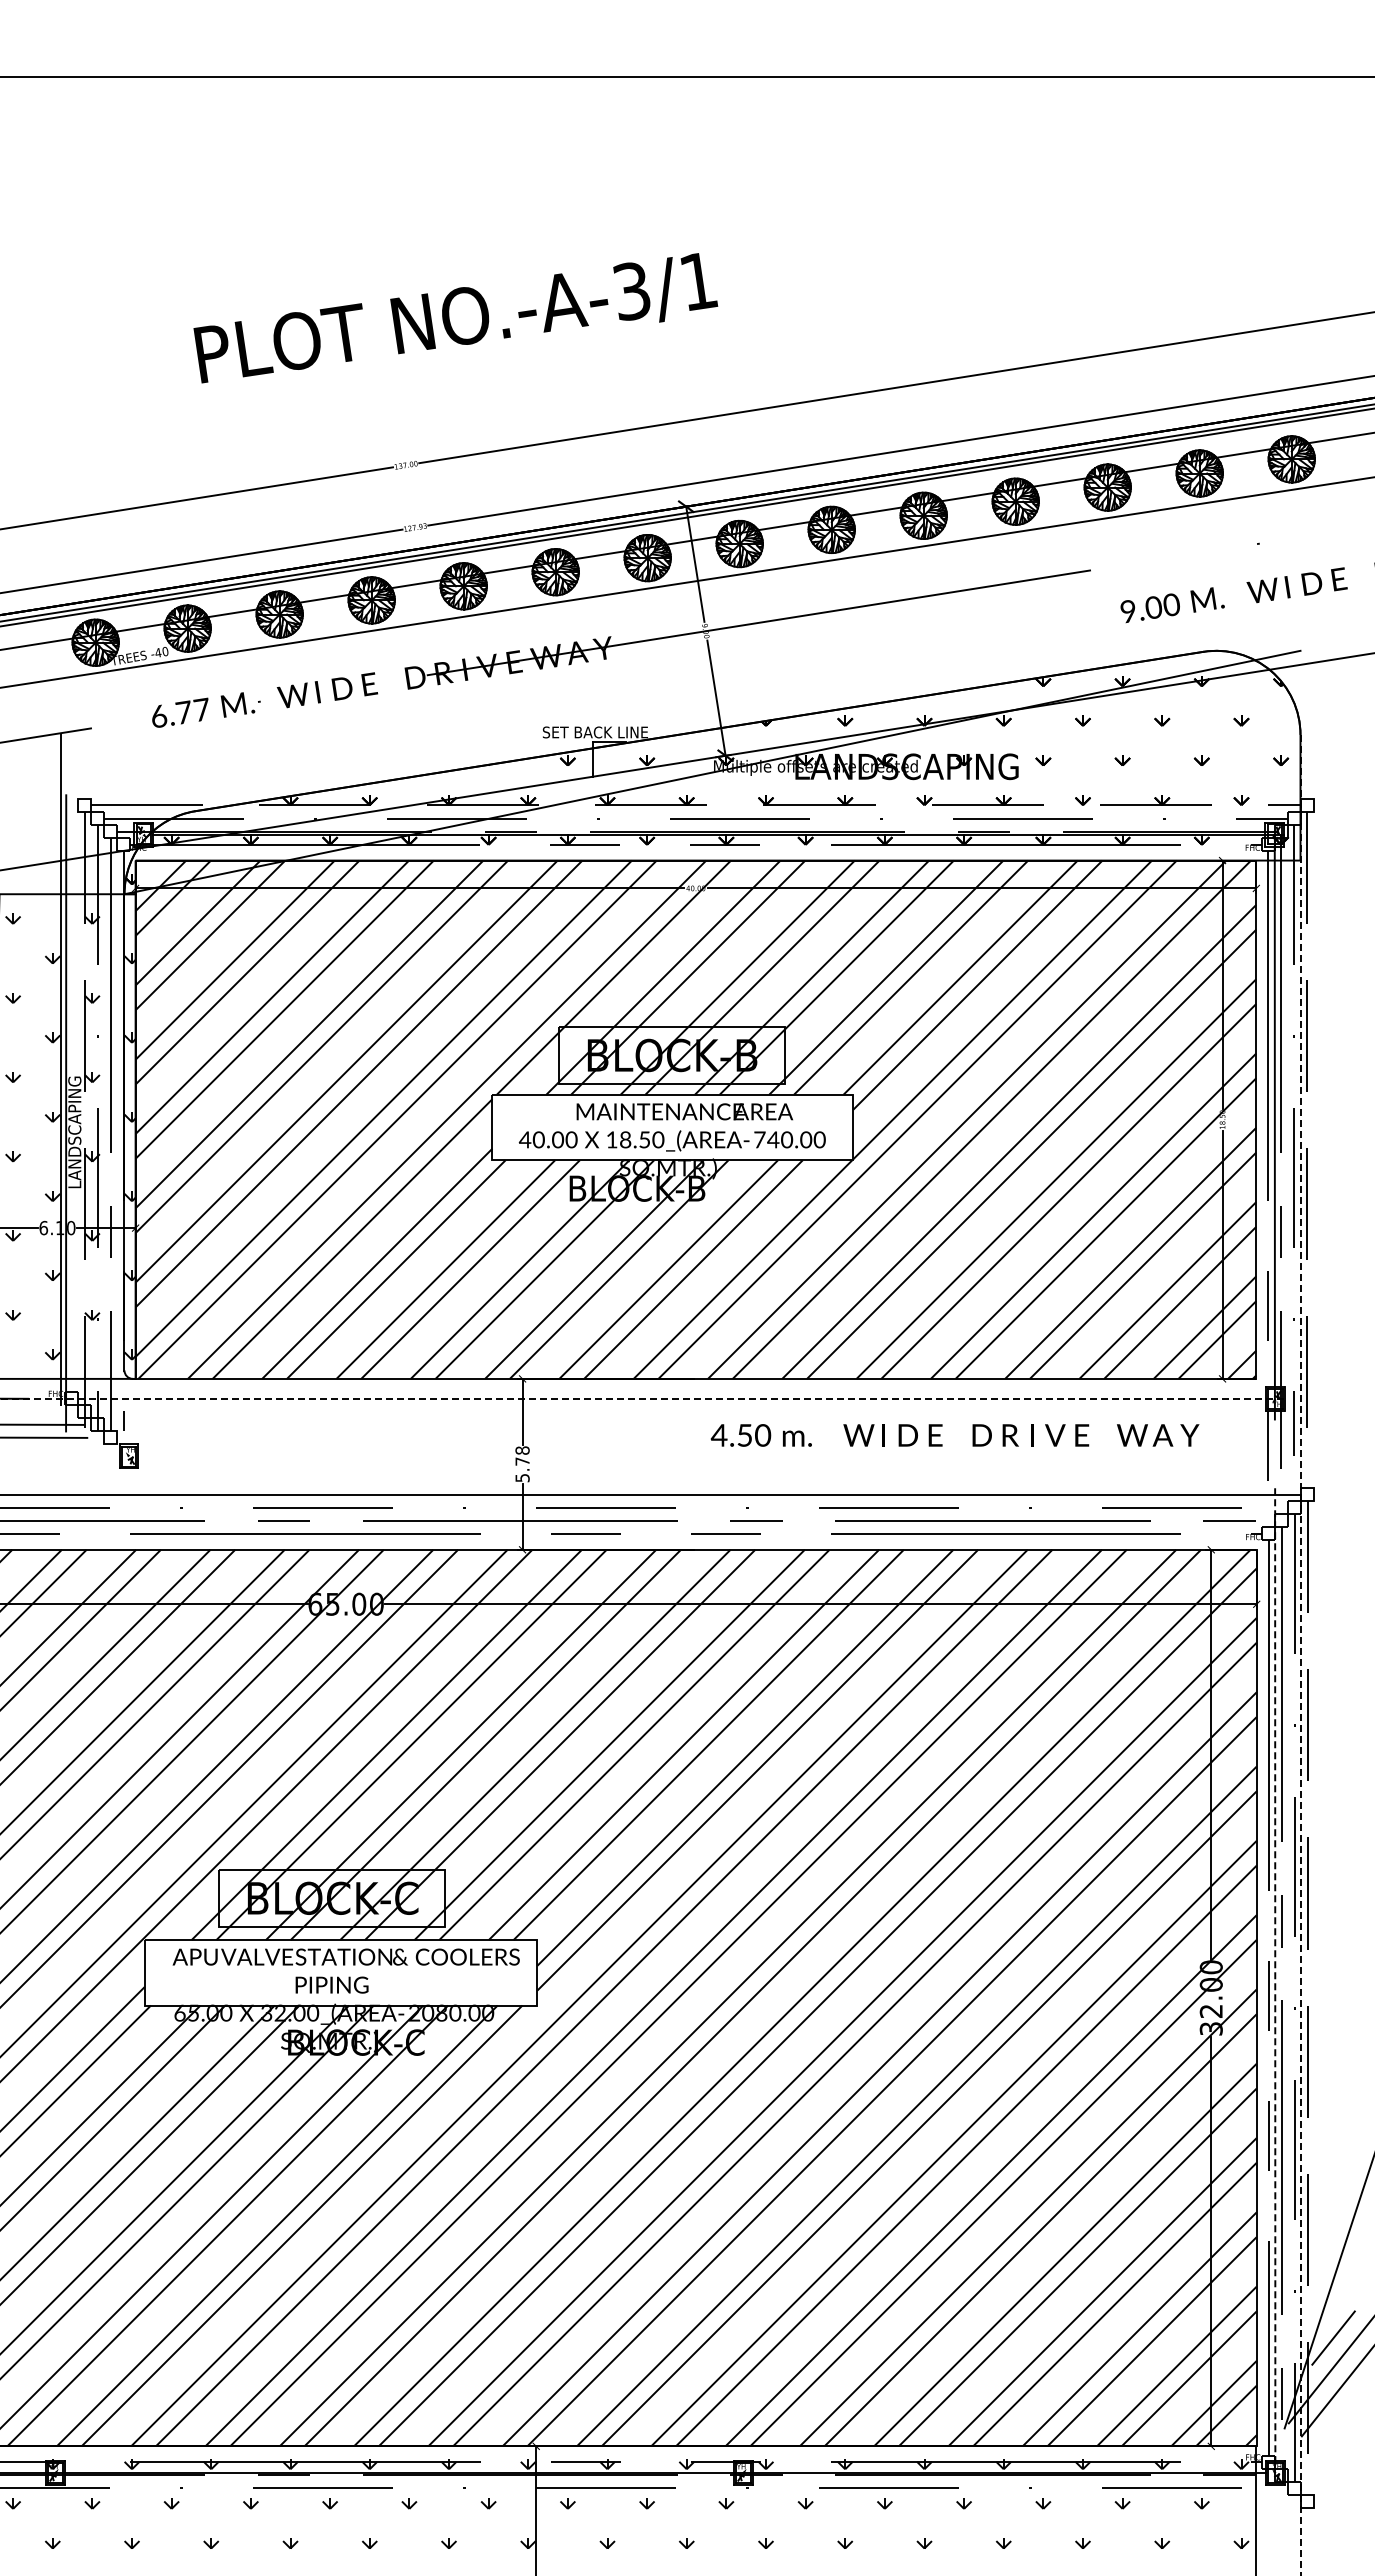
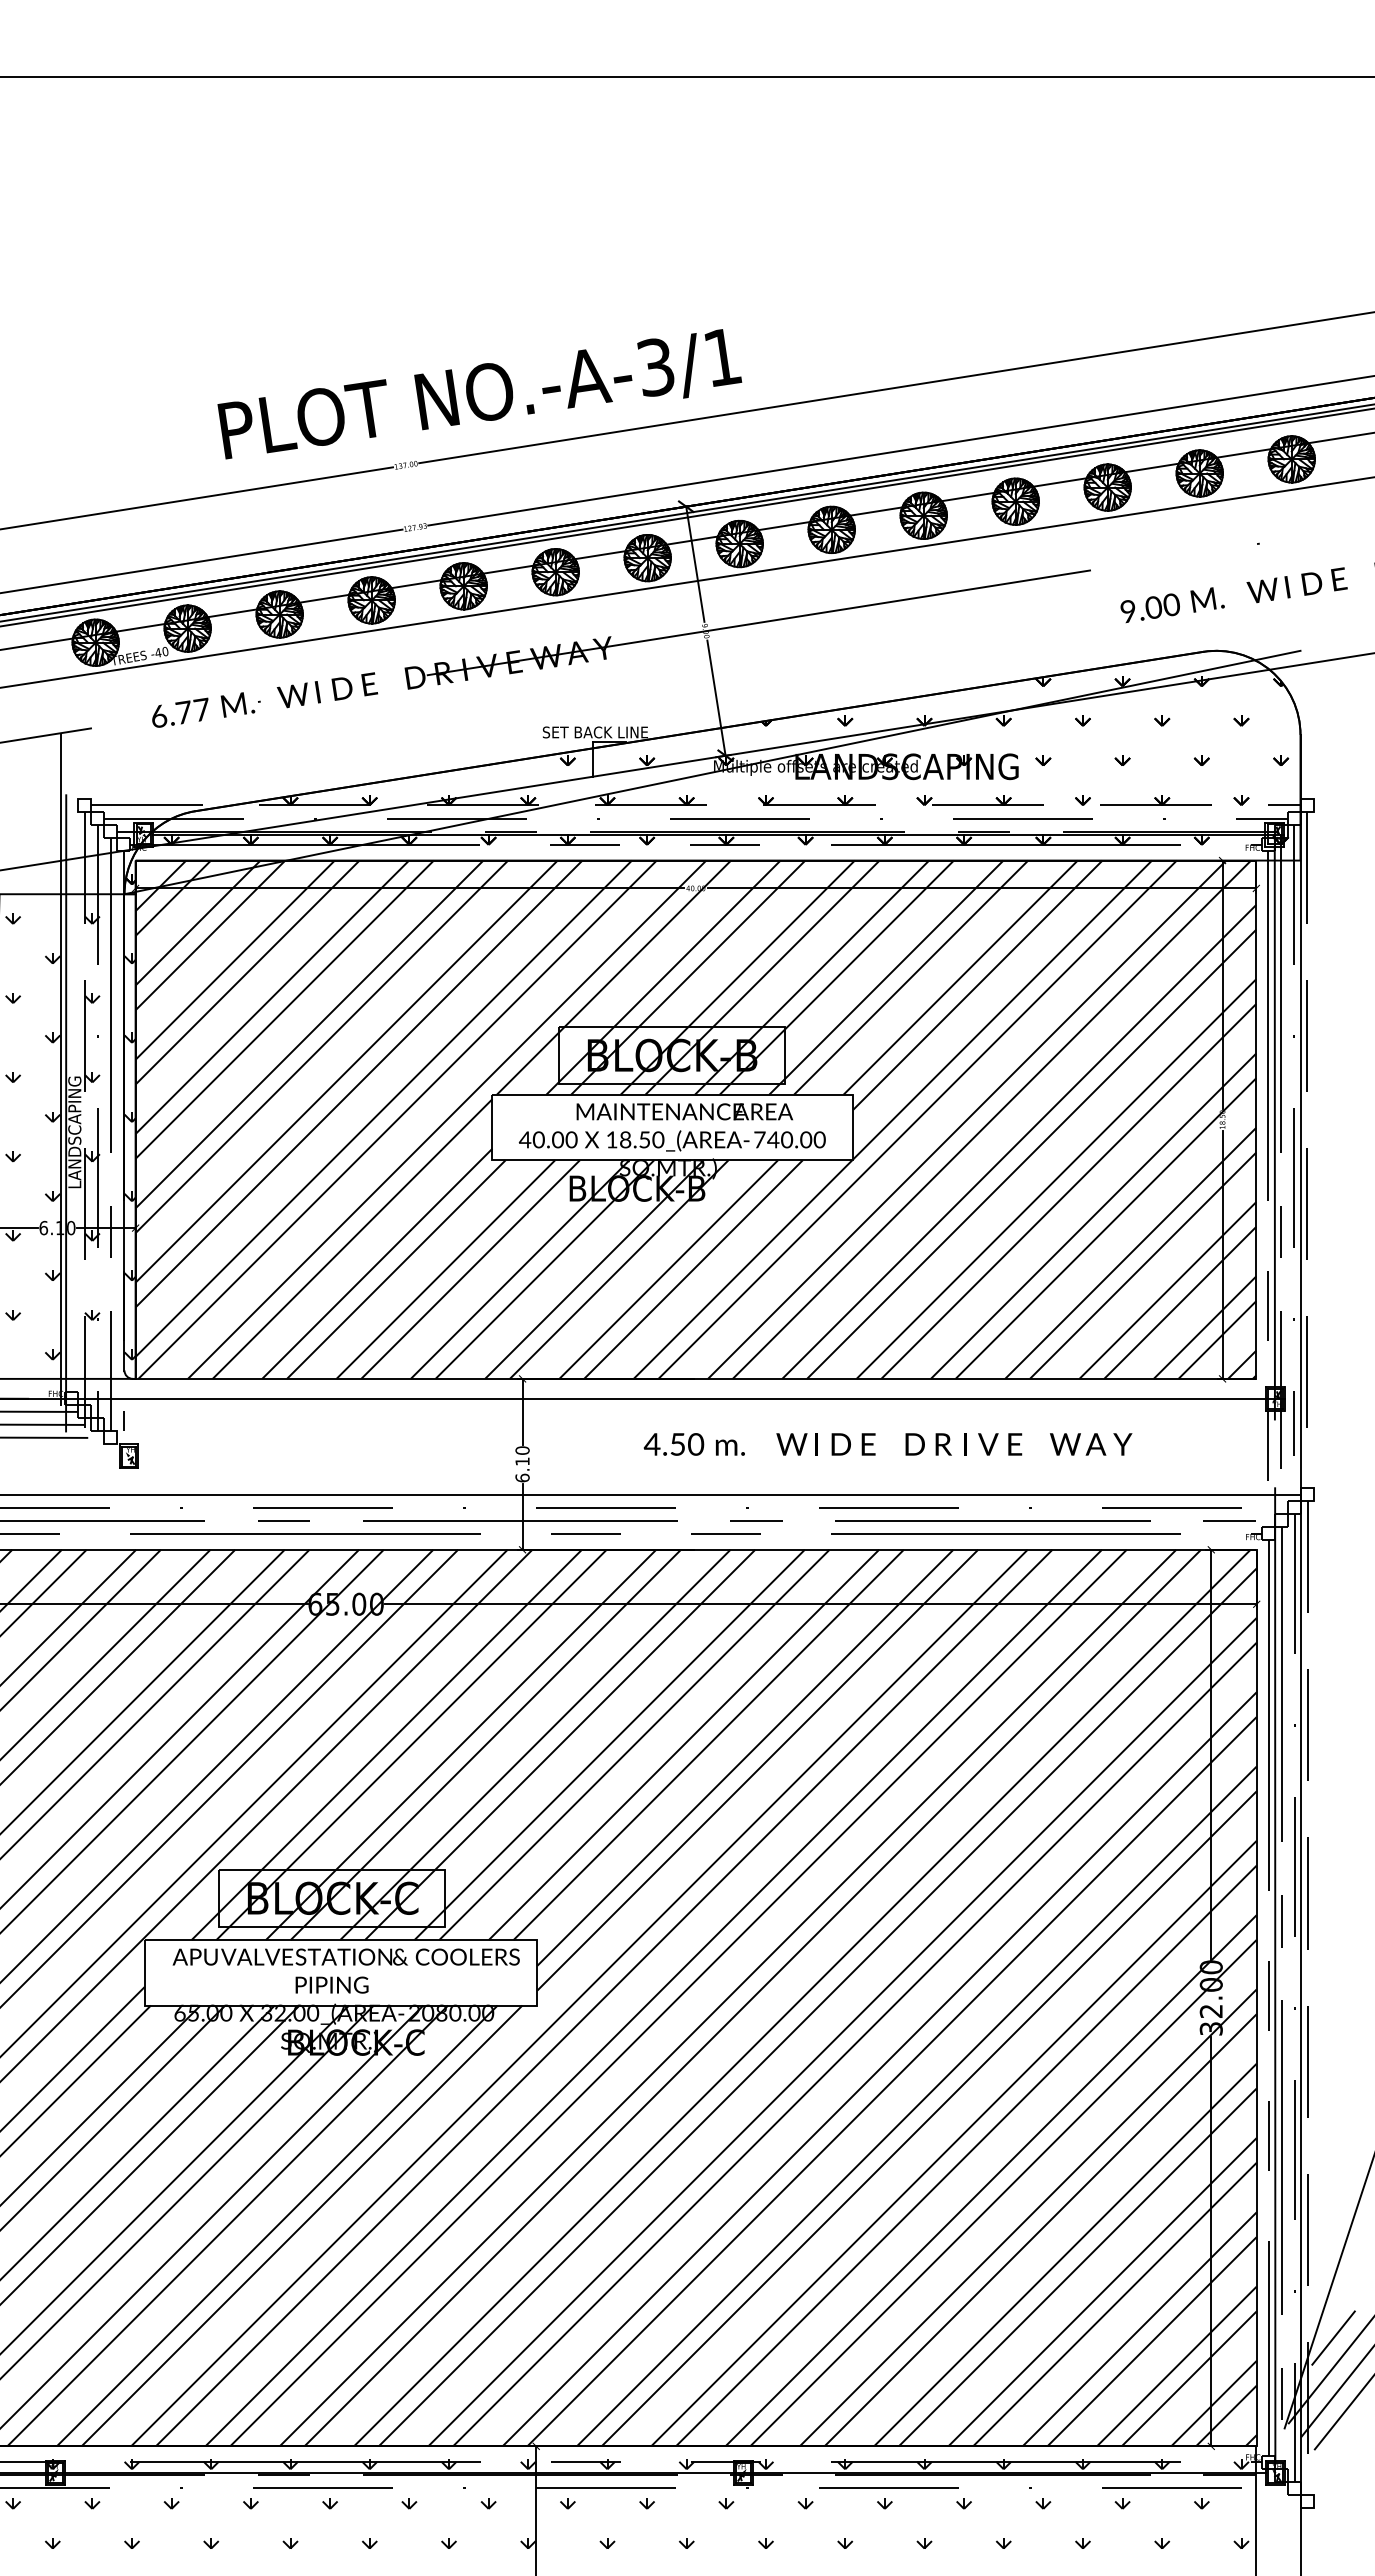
text position: (455, 318) -> (479, 394) (479, 394)
line: dashed -> solid (642, 1399)
line: none -> present (40, 1411)
text position: (954, 1435) -> (887, 1444) (887, 1444)
text: 5.78 -> 6.10 (522, 1464)
line: dashed -> solid (1300, 1655)
line: dashed -> solid (1275, 1974)
line: none -> present (1342, 2414)
